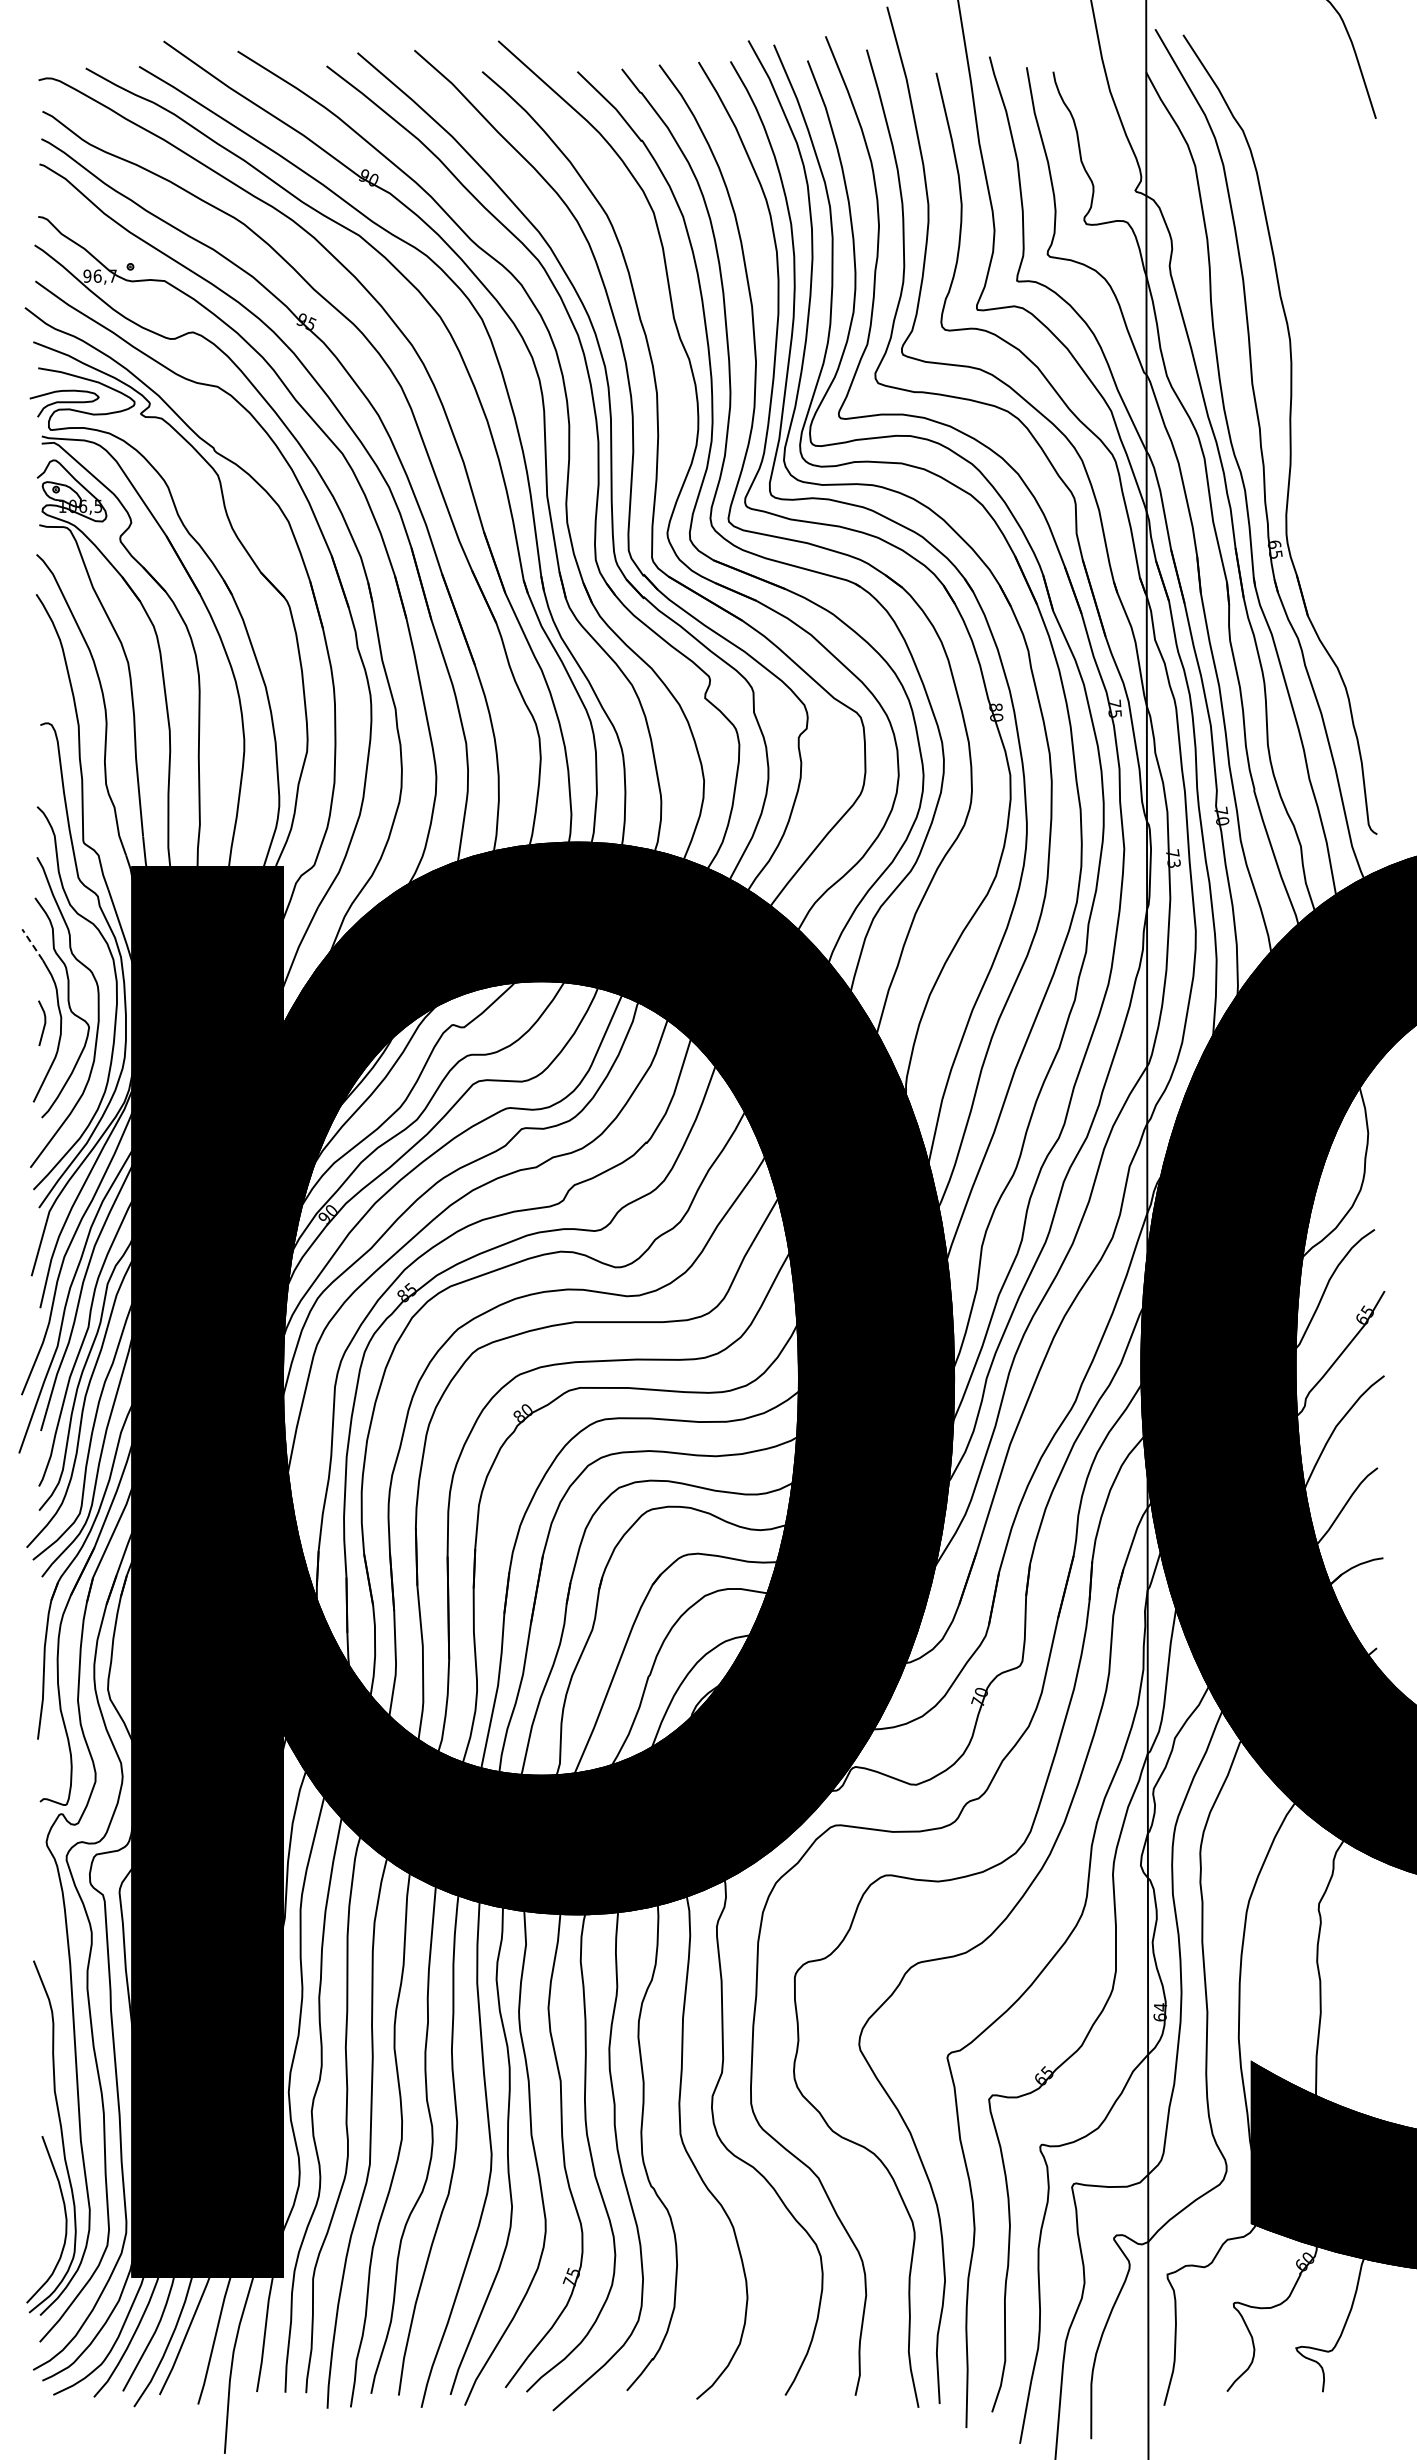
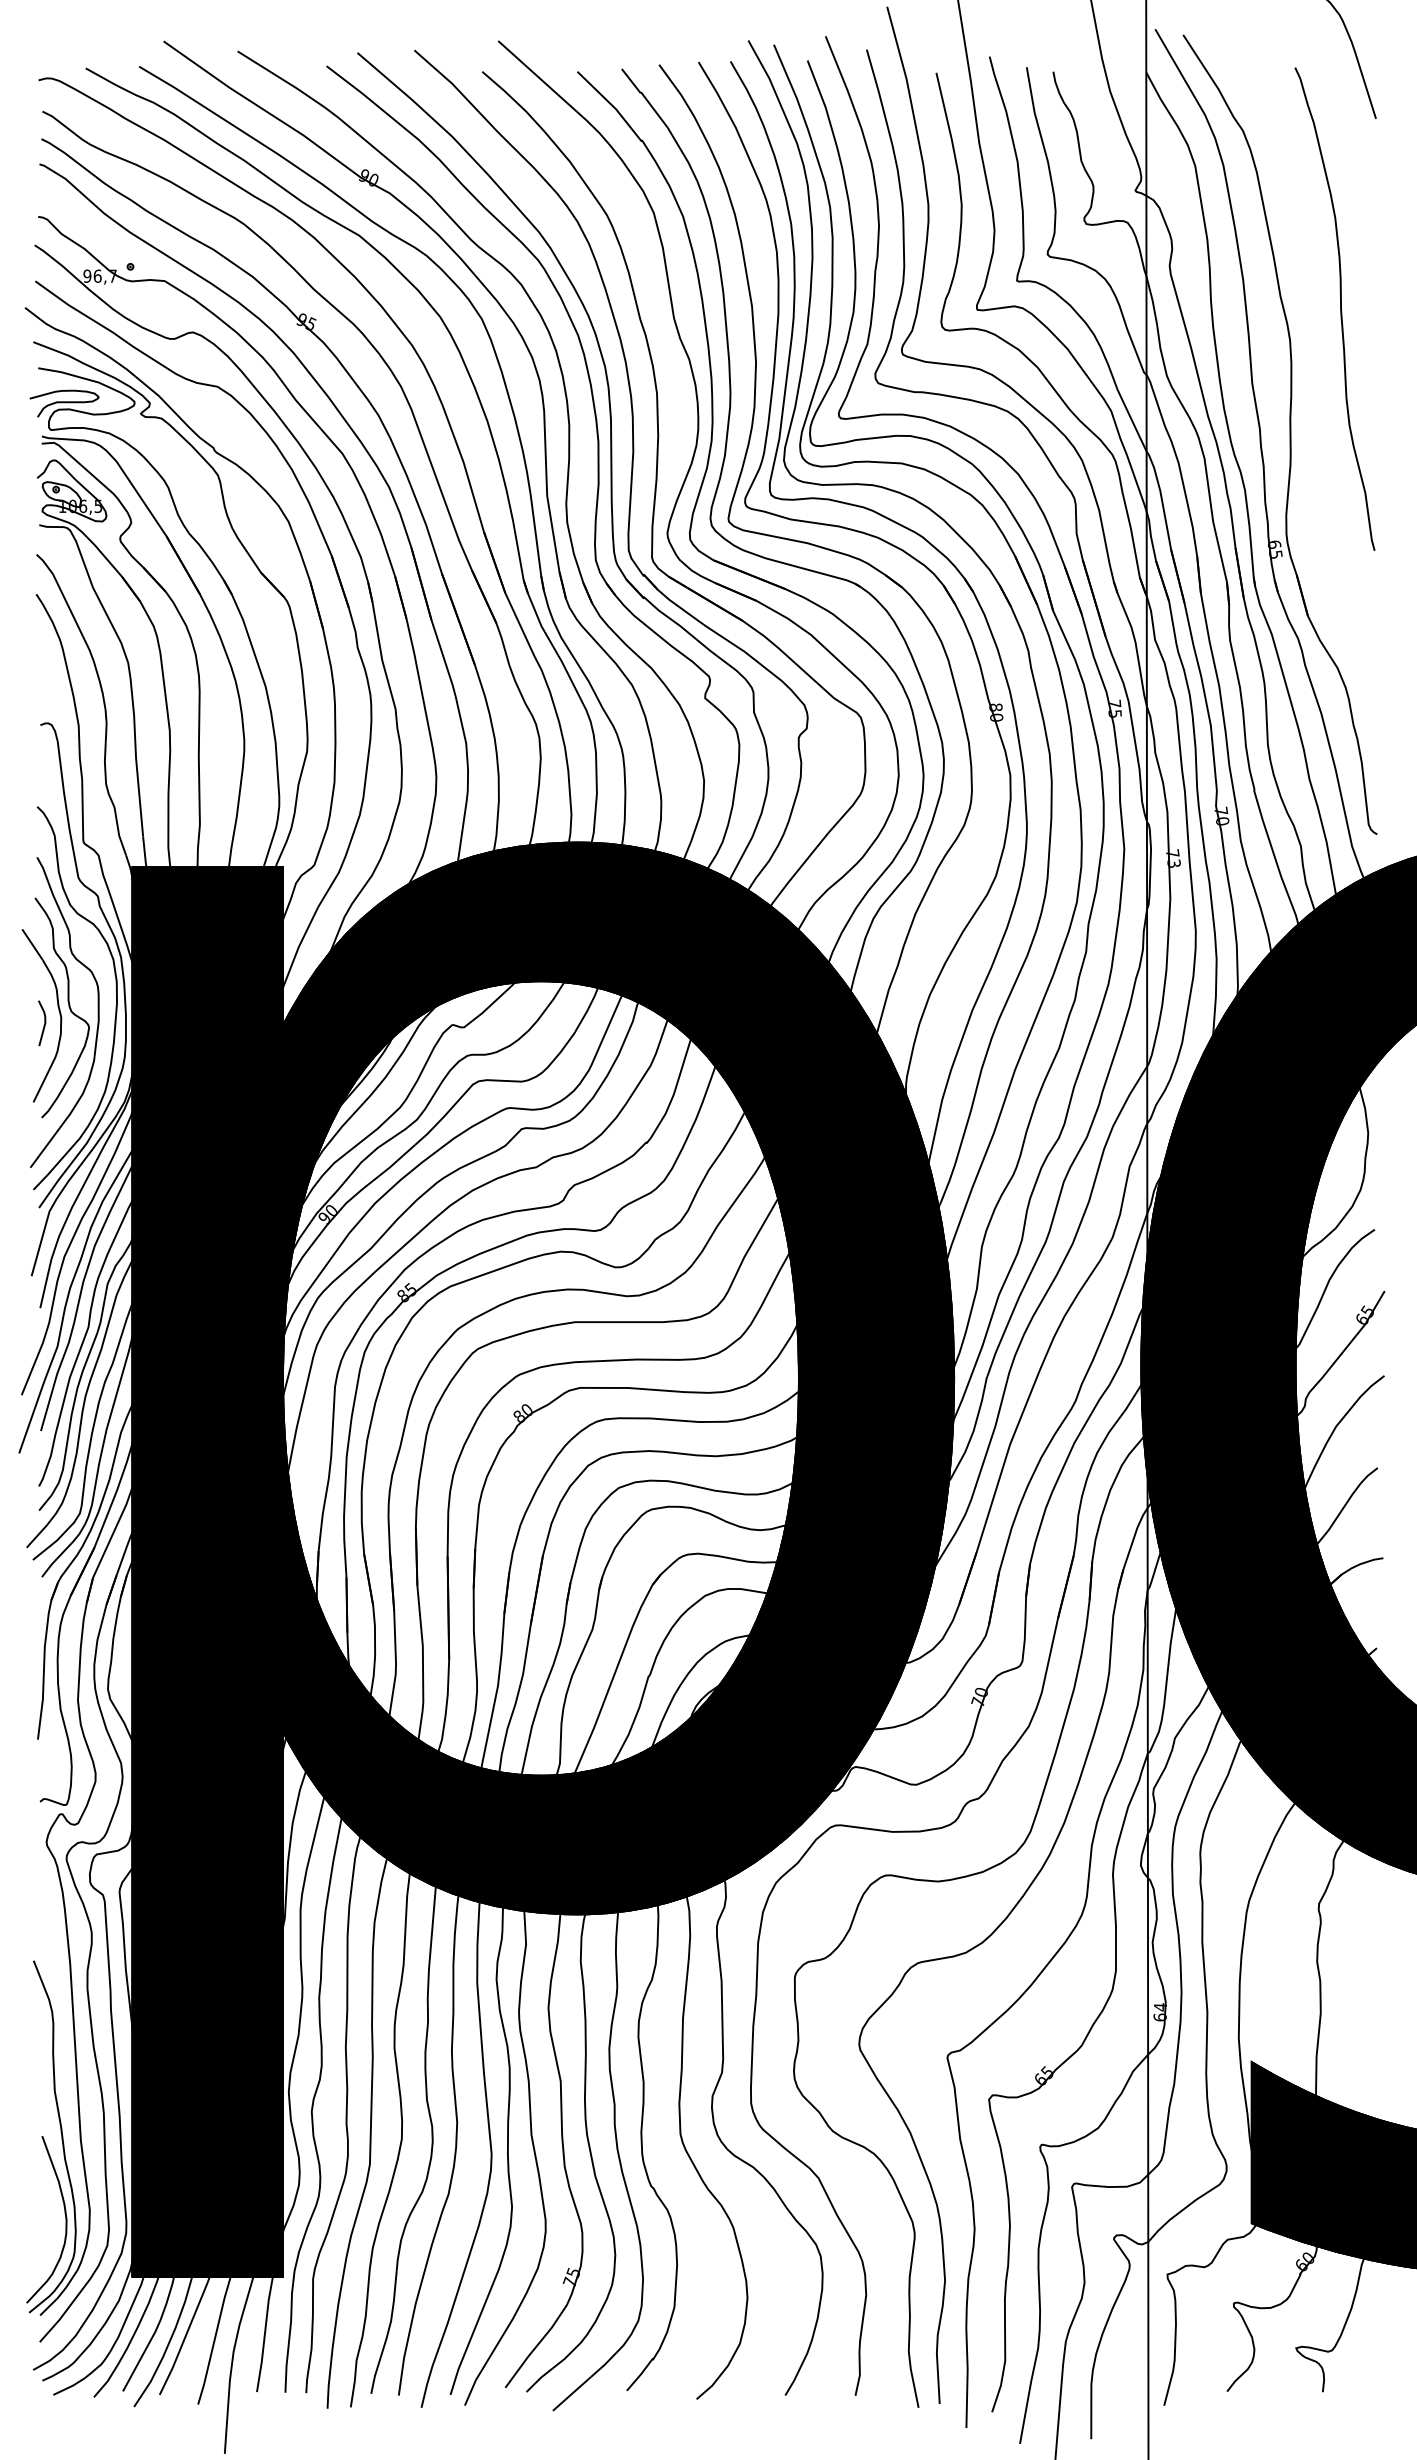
curve: none -> present (1340, 308)
line: dashed -> solid (32, 944)
